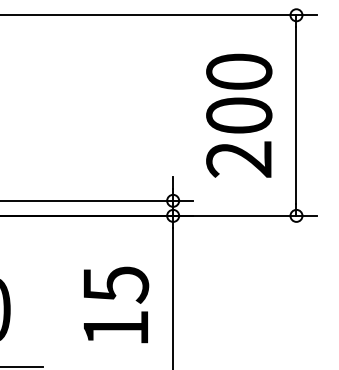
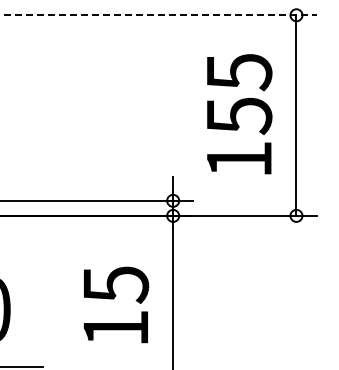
line: solid -> dashed (158, 15)
text: 200 -> 155 (239, 115)
